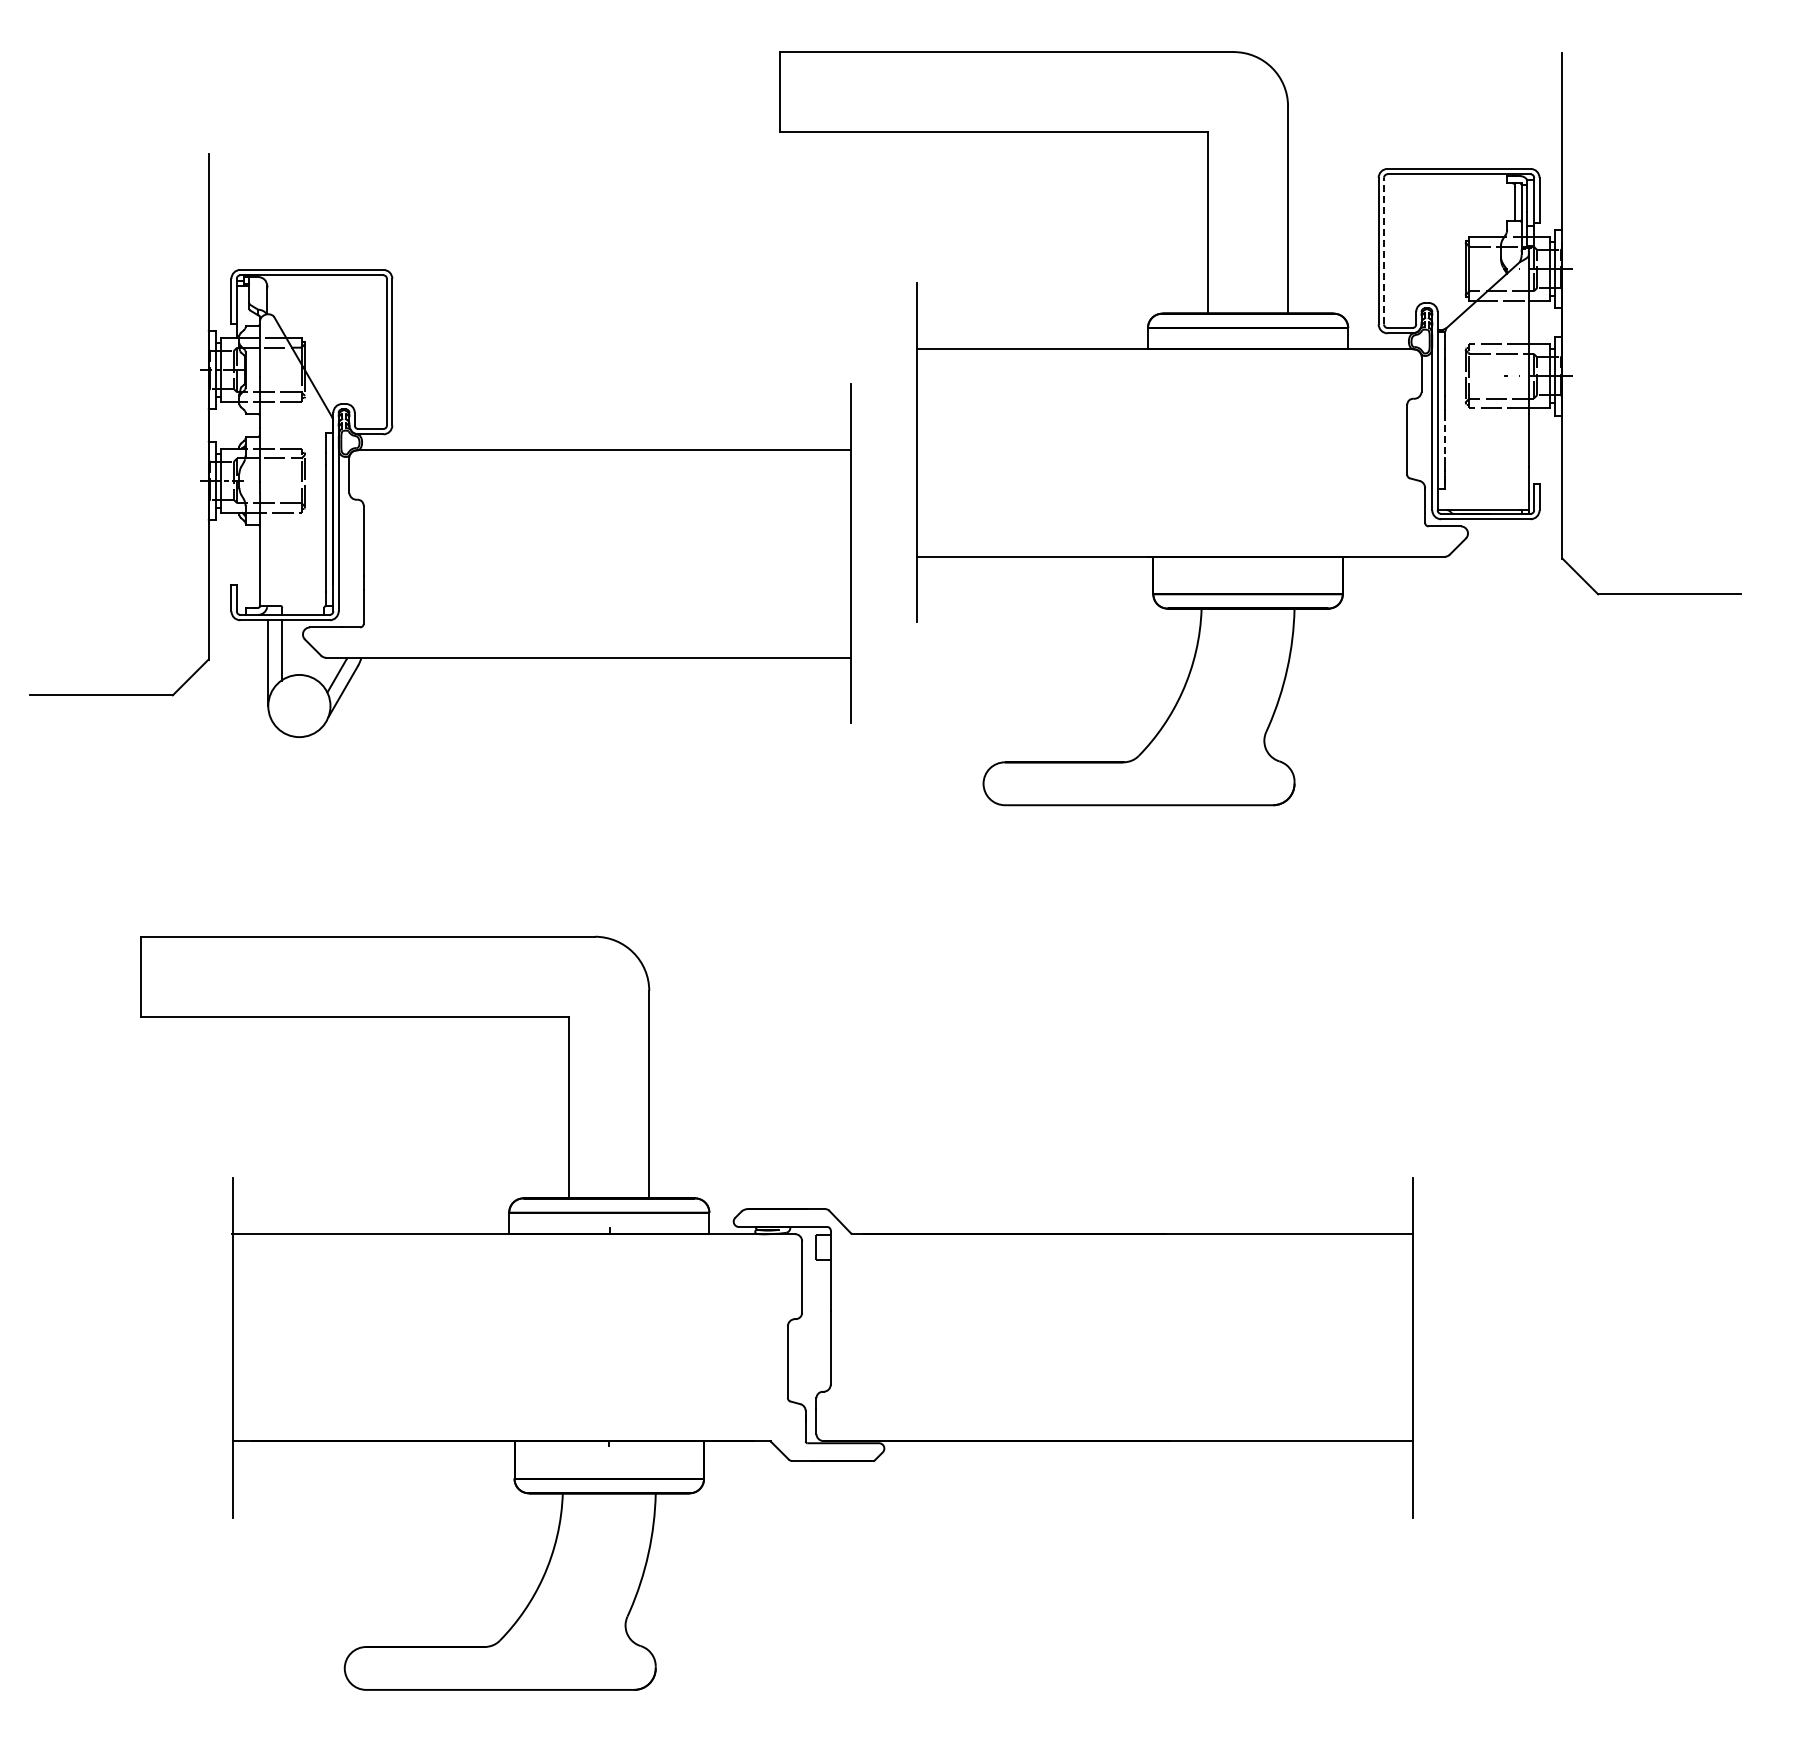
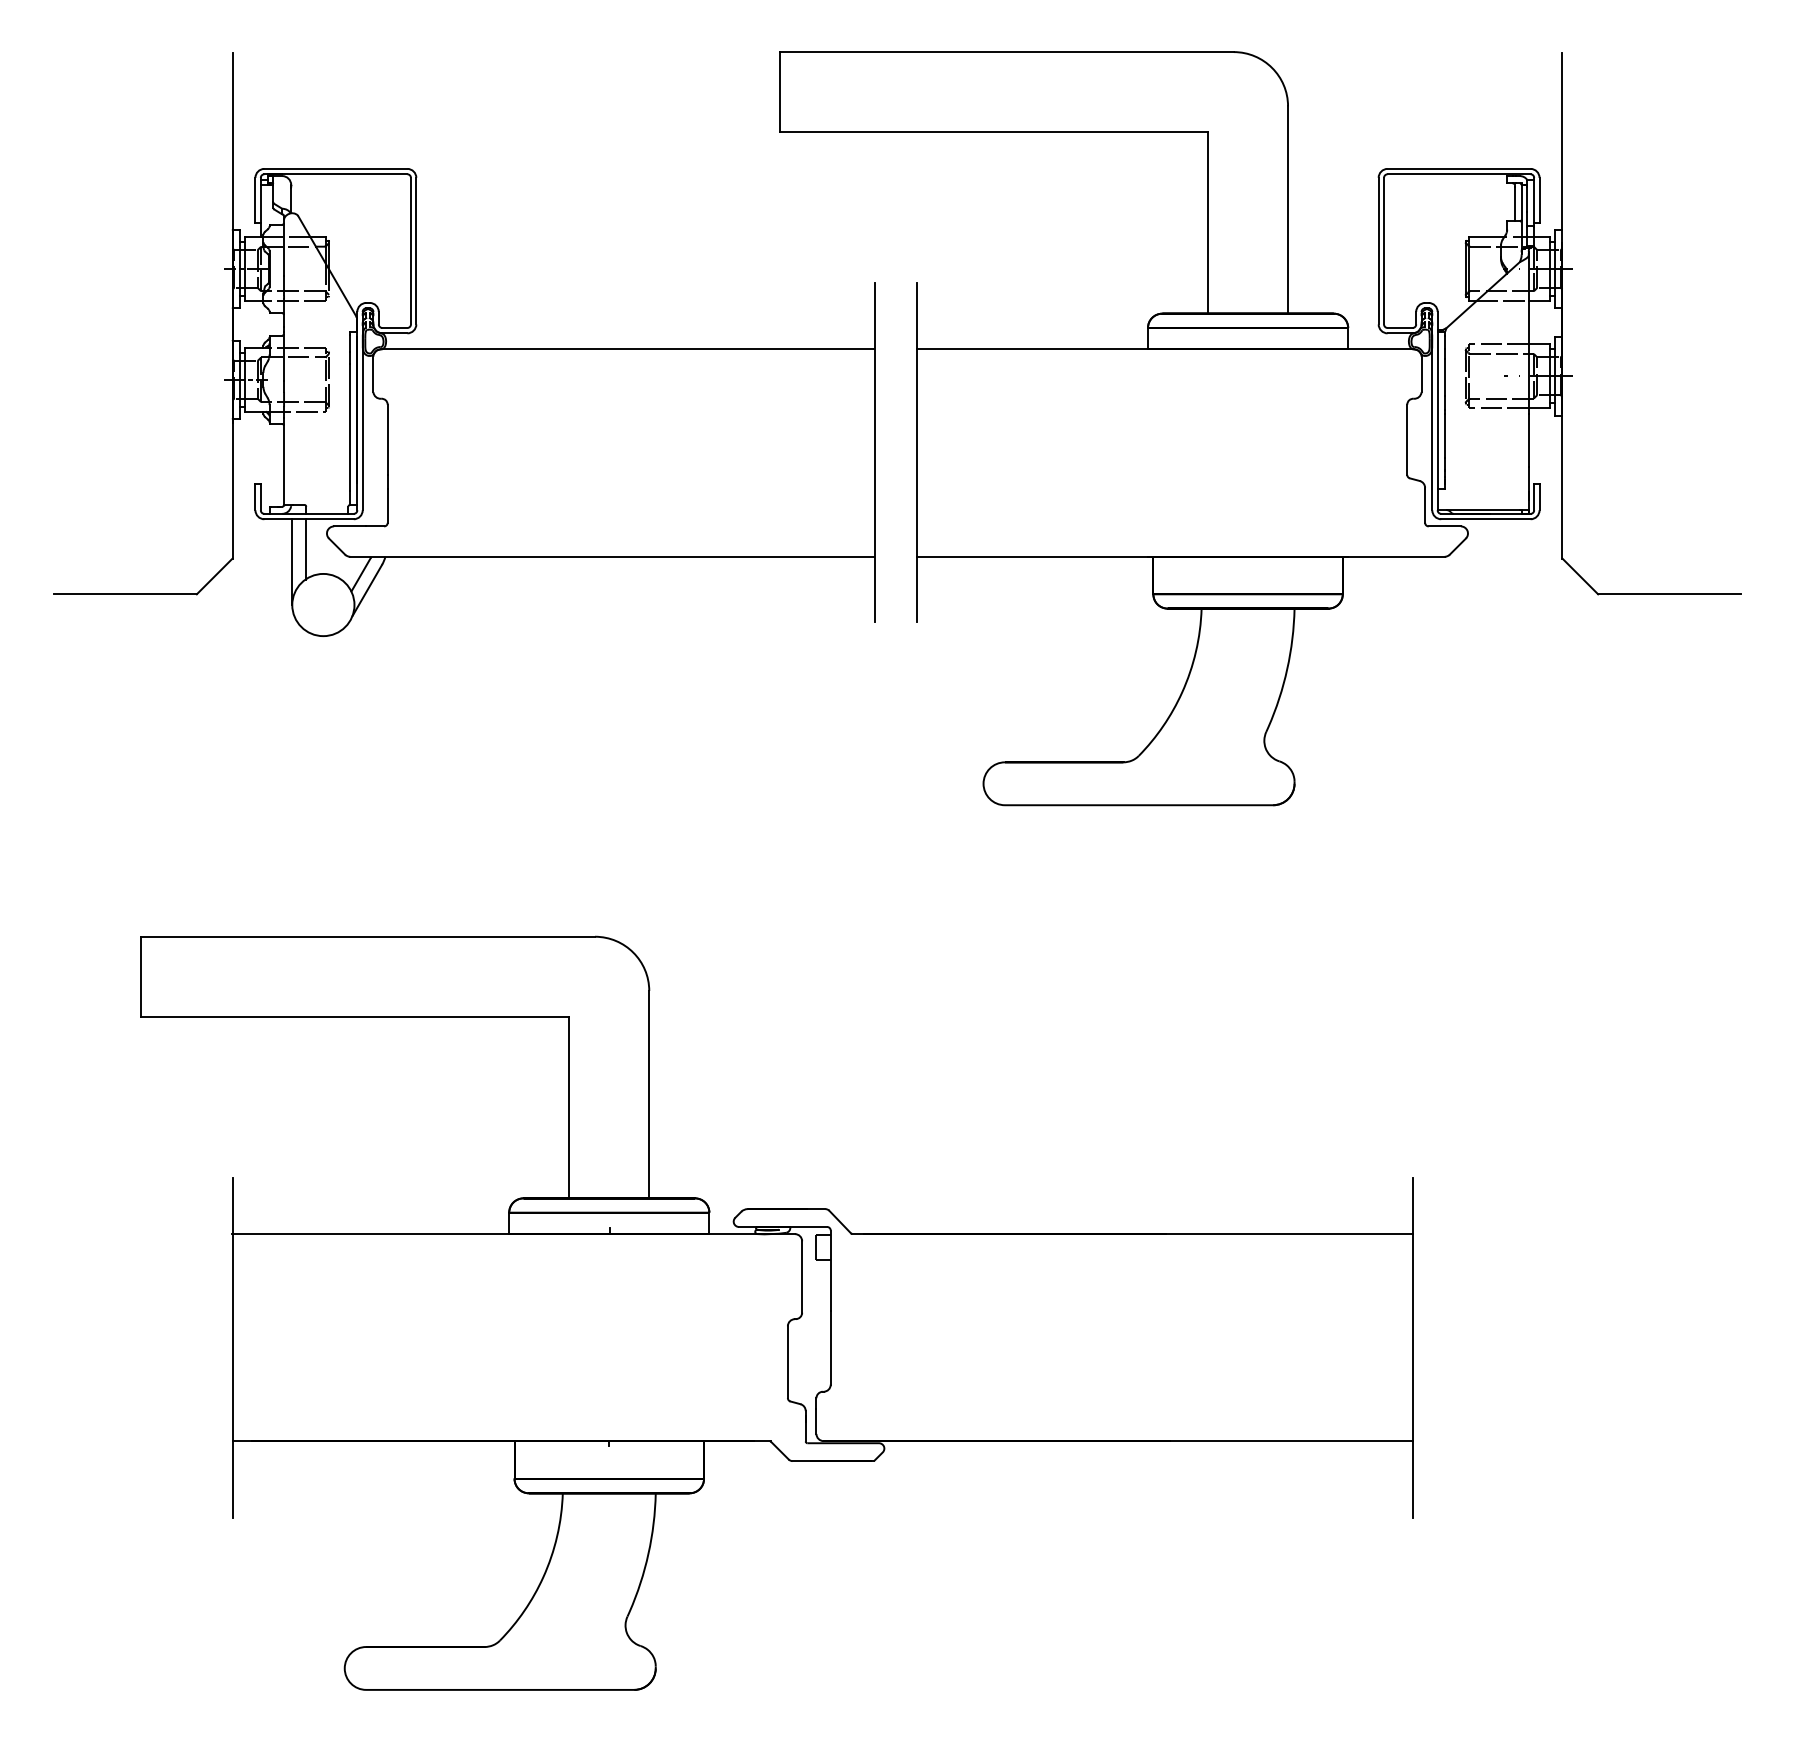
line: dashed -> solid (1384, 250)
line: dashed -> solid (1444, 435)
part position: (440, 445) -> (464, 344) (464, 344)
